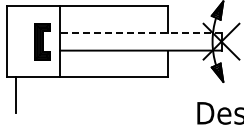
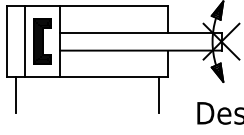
line: dashed -> solid (140, 32)
line: none -> present (24, 41)
part size: 17x38 px -> 19x47 px (42, 41)
line: none -> present (158, 95)
